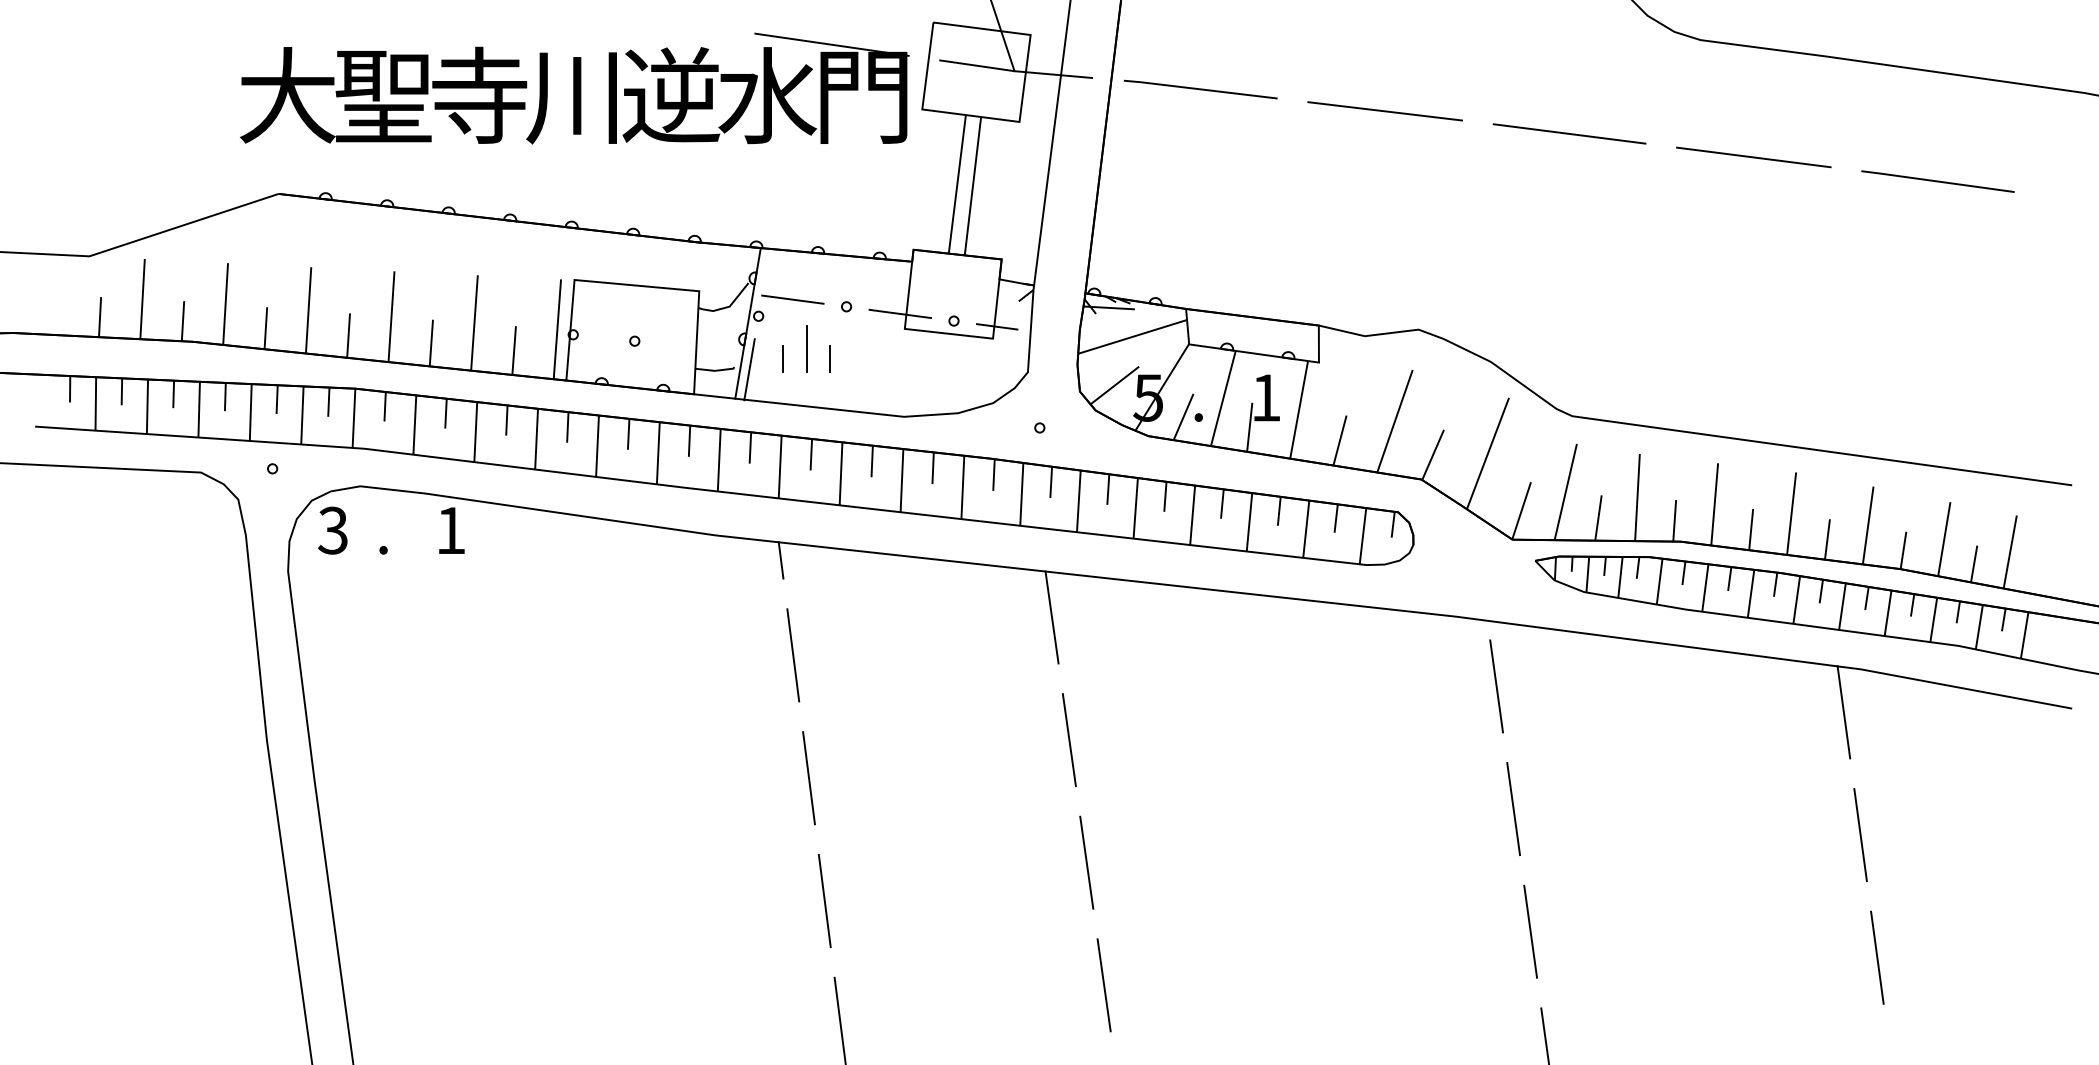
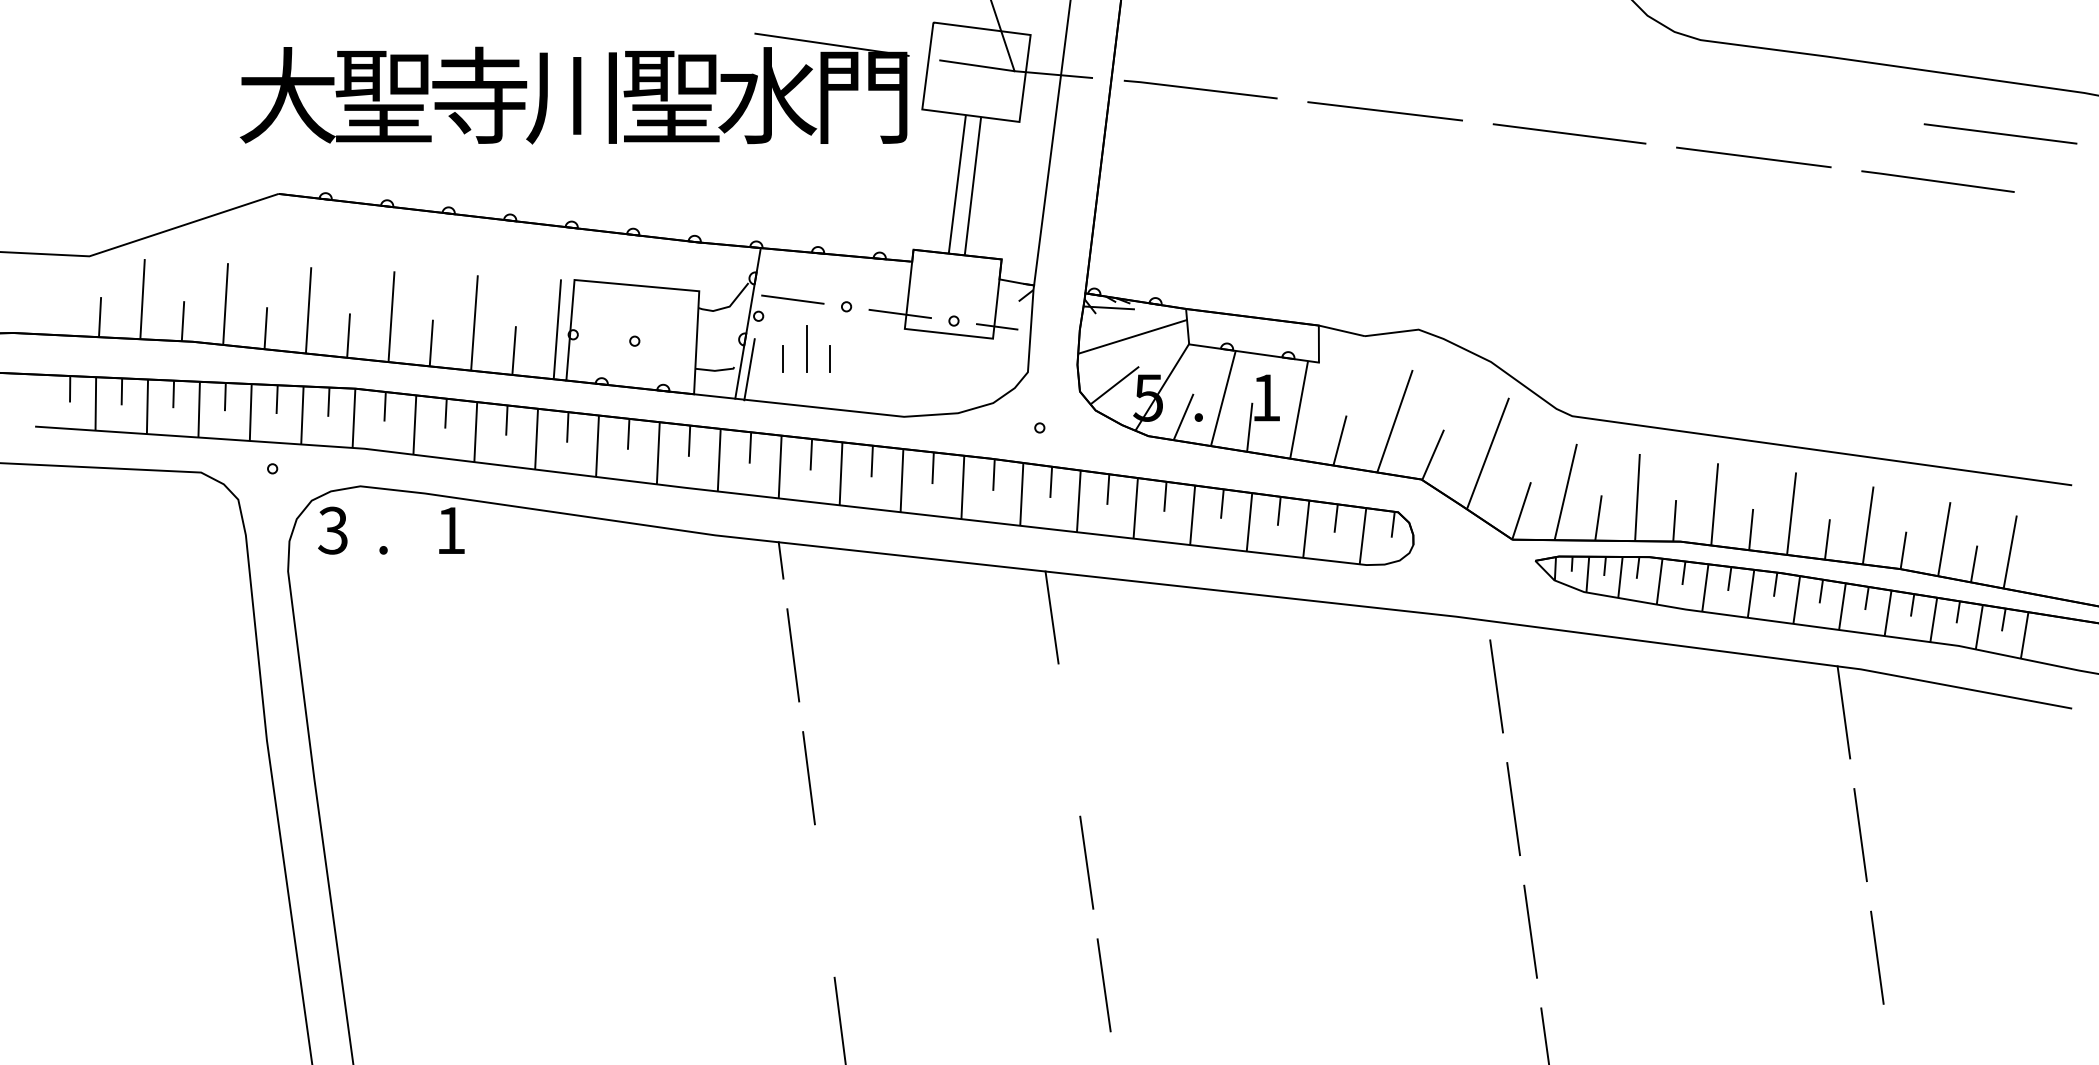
text: 逆 -> 聖 (671, 94)
line: none -> present (2000, 133)
line: present -> none (1068, 740)
line: present -> none (824, 900)
